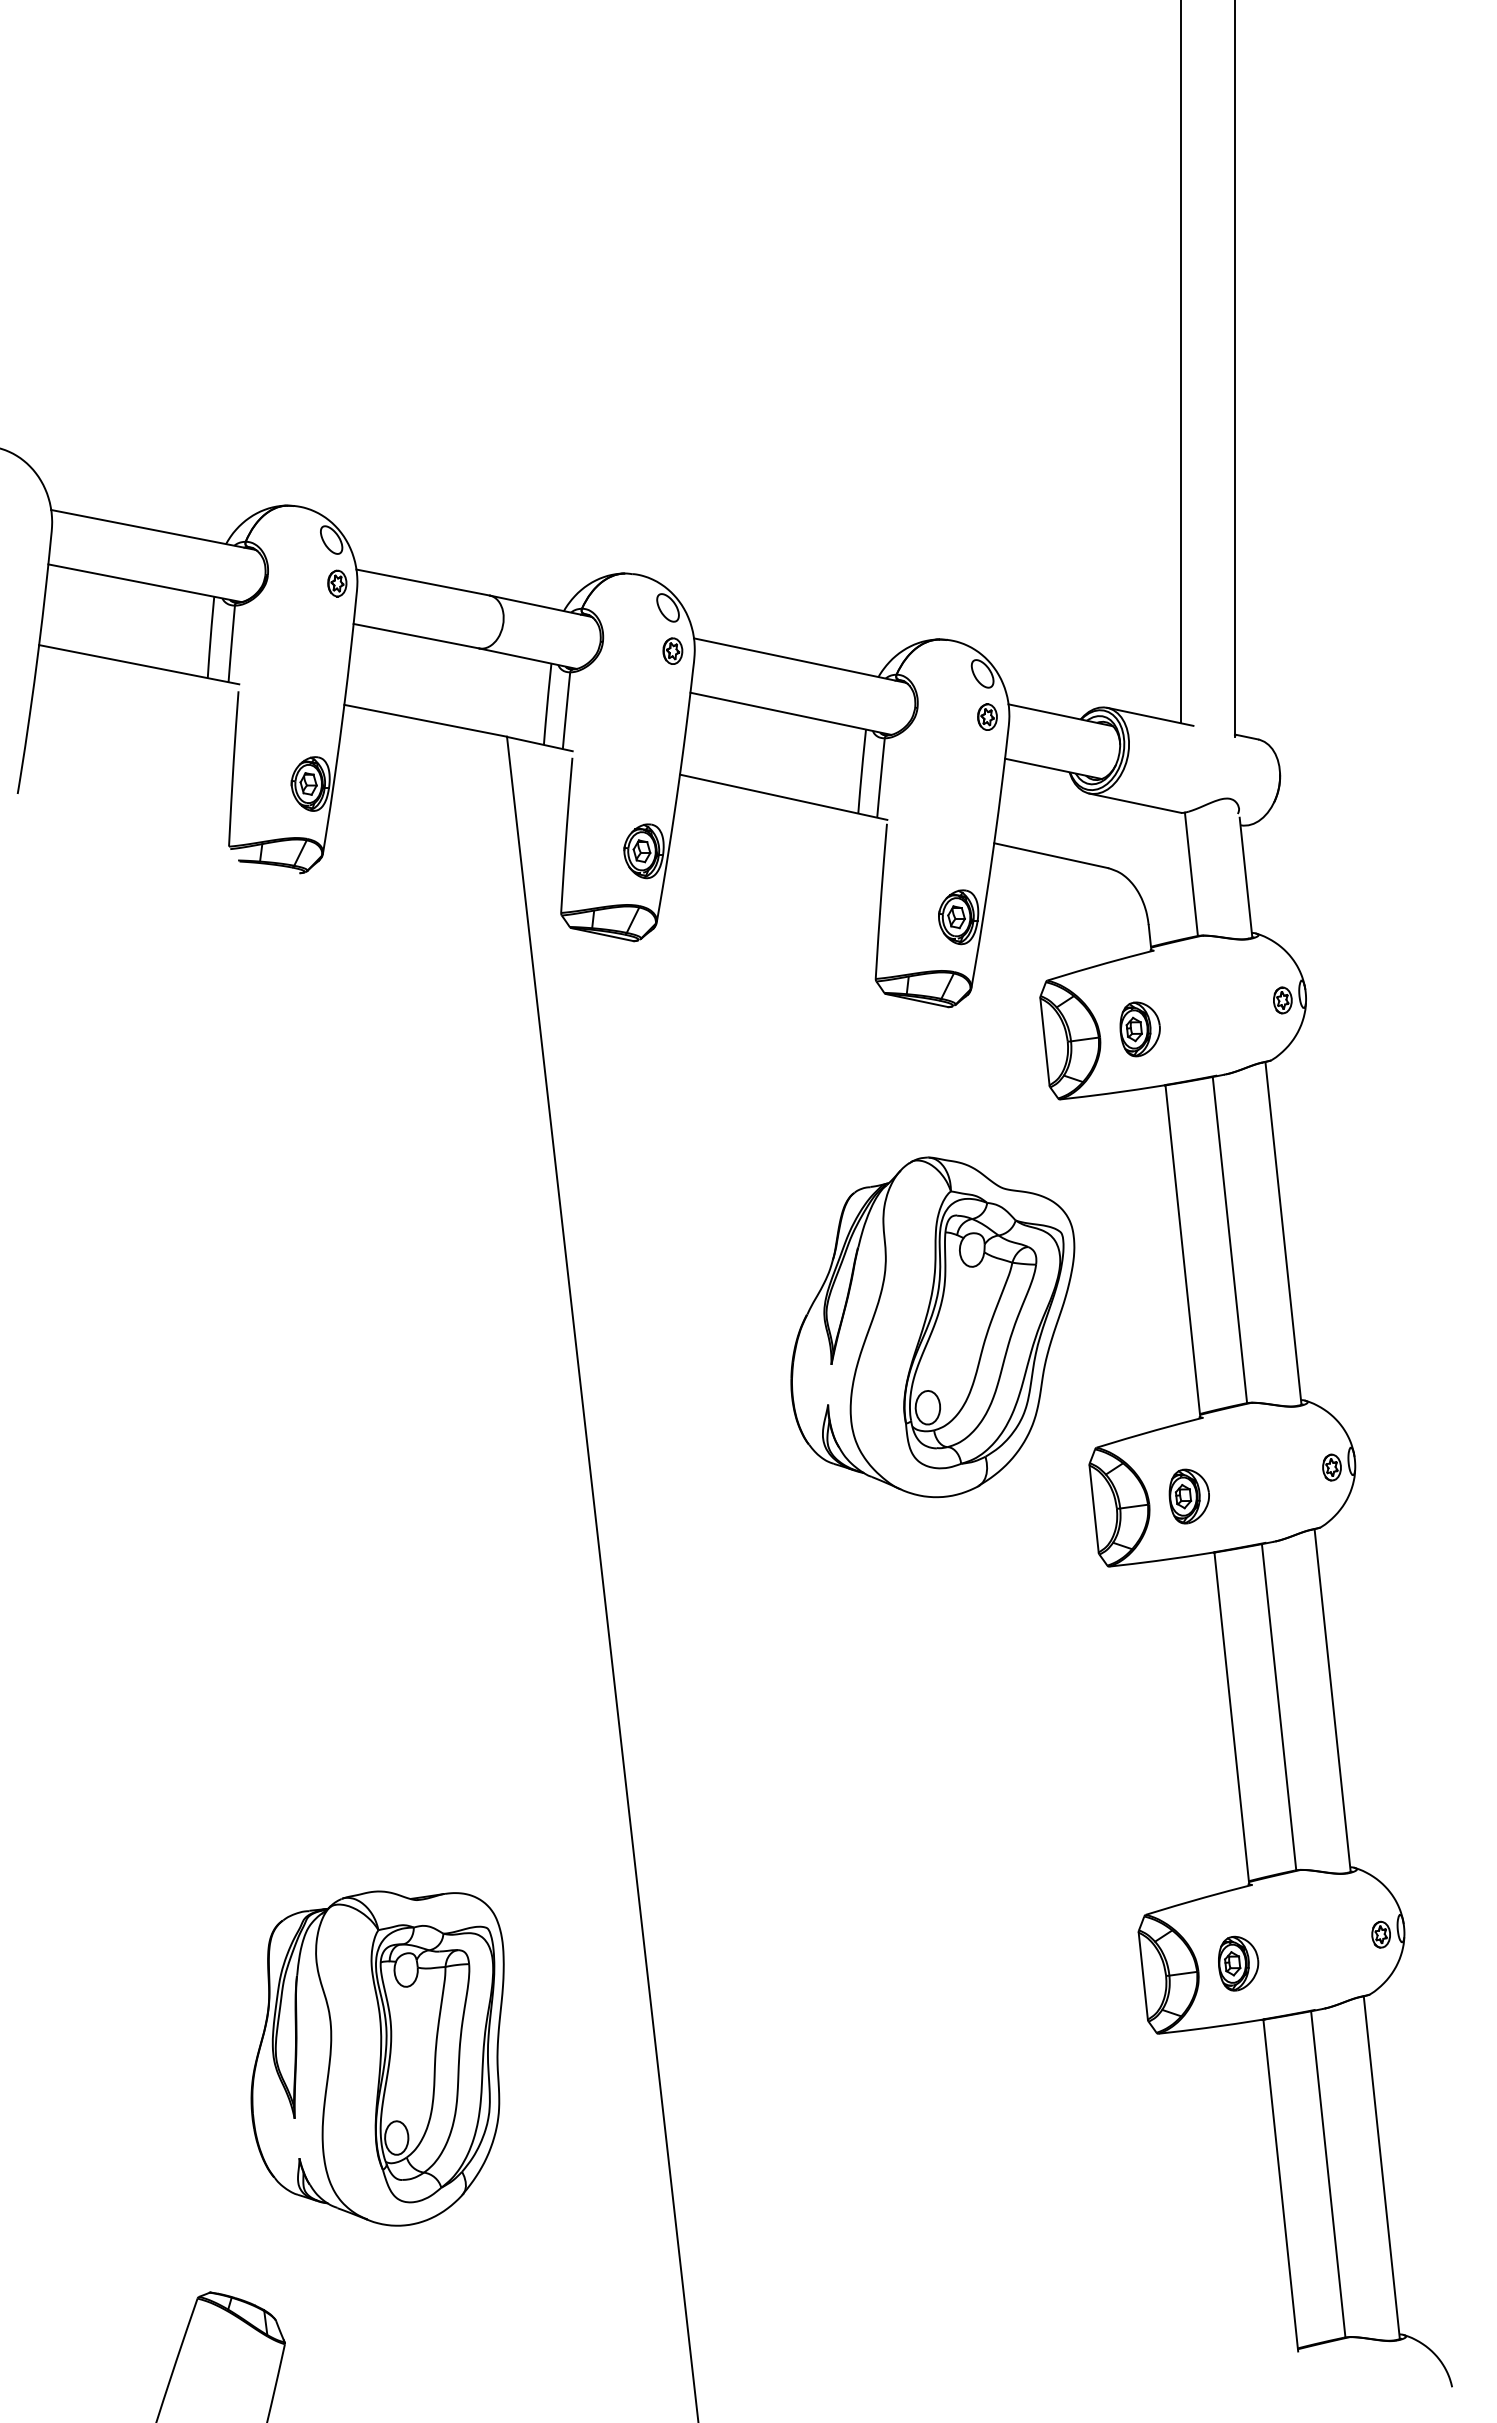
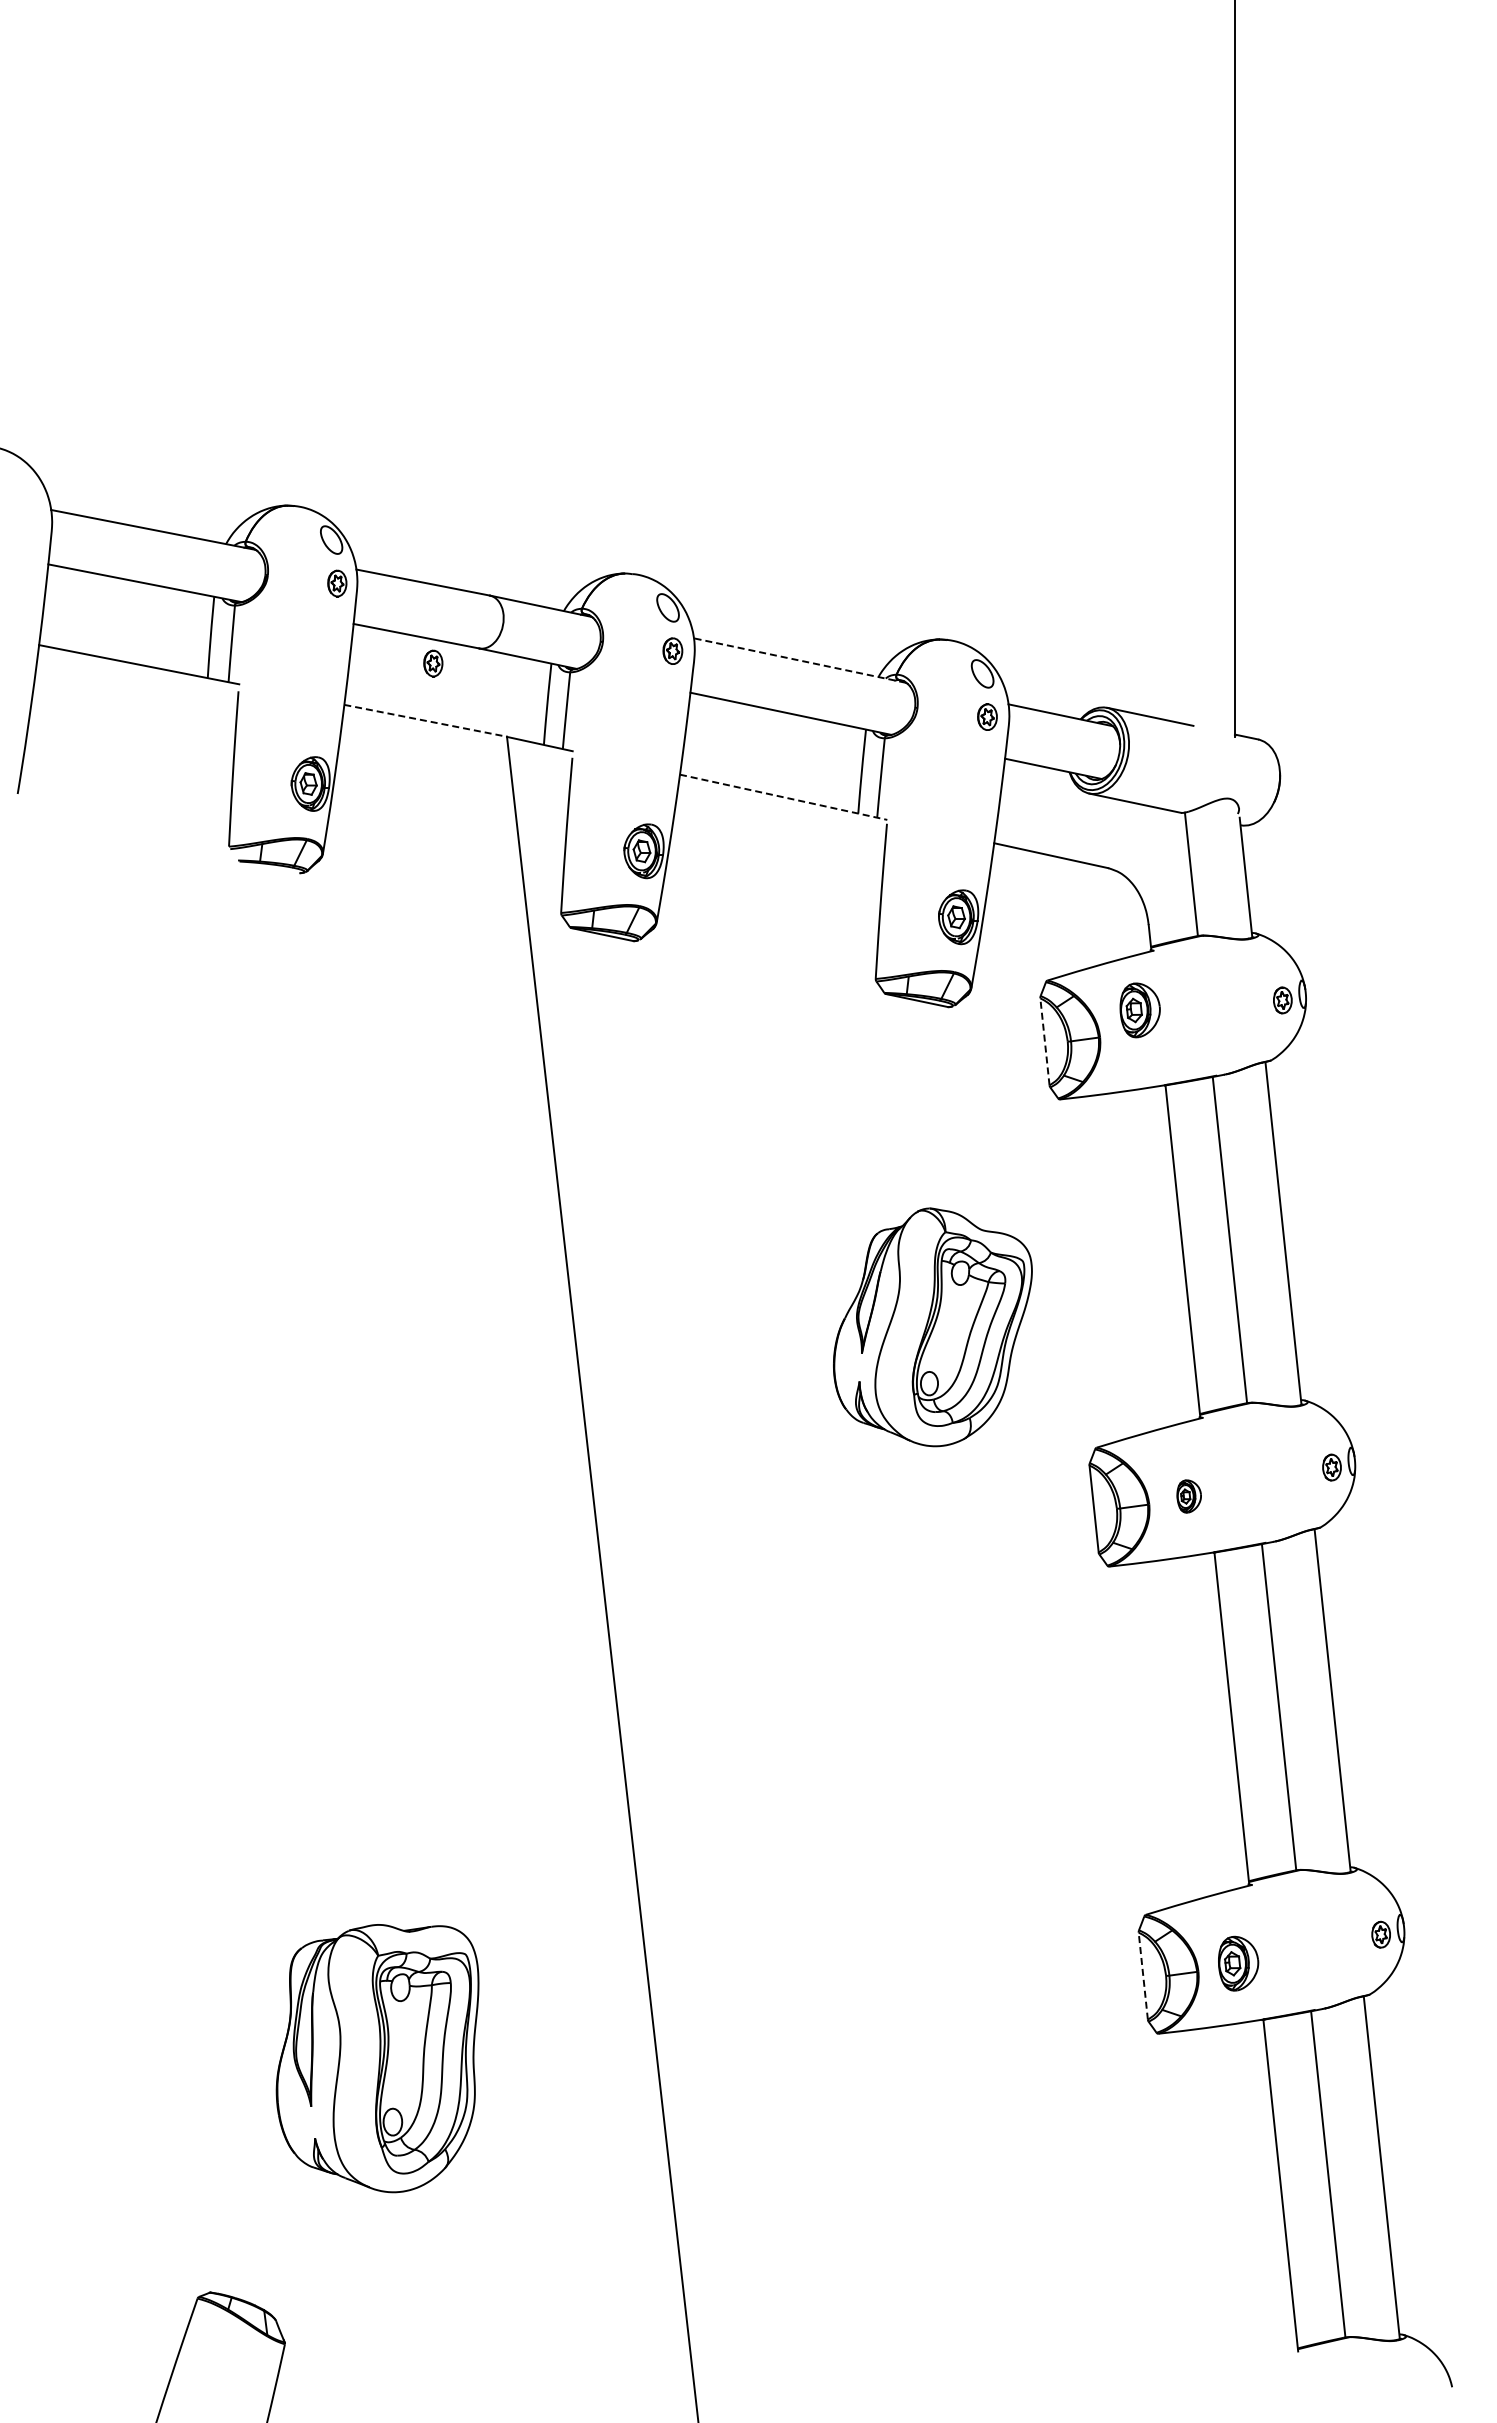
line: present -> none (1180, 362)
line: solid -> dashed (799, 660)
part: none -> present (433, 663)
line: solid -> dashed (425, 720)
line: solid -> dashed (784, 797)
part position: (1139, 1029) -> (1139, 1010) (1139, 1010)
line: solid -> dashed (1044, 1041)
part size: 286x343 px -> 200x241 px (932, 1327)
part size: 42x57 px -> 26x35 px (1188, 1496)
line: solid -> dashed (1143, 1976)
part size: 255x337 px -> 205x270 px (377, 2058)
